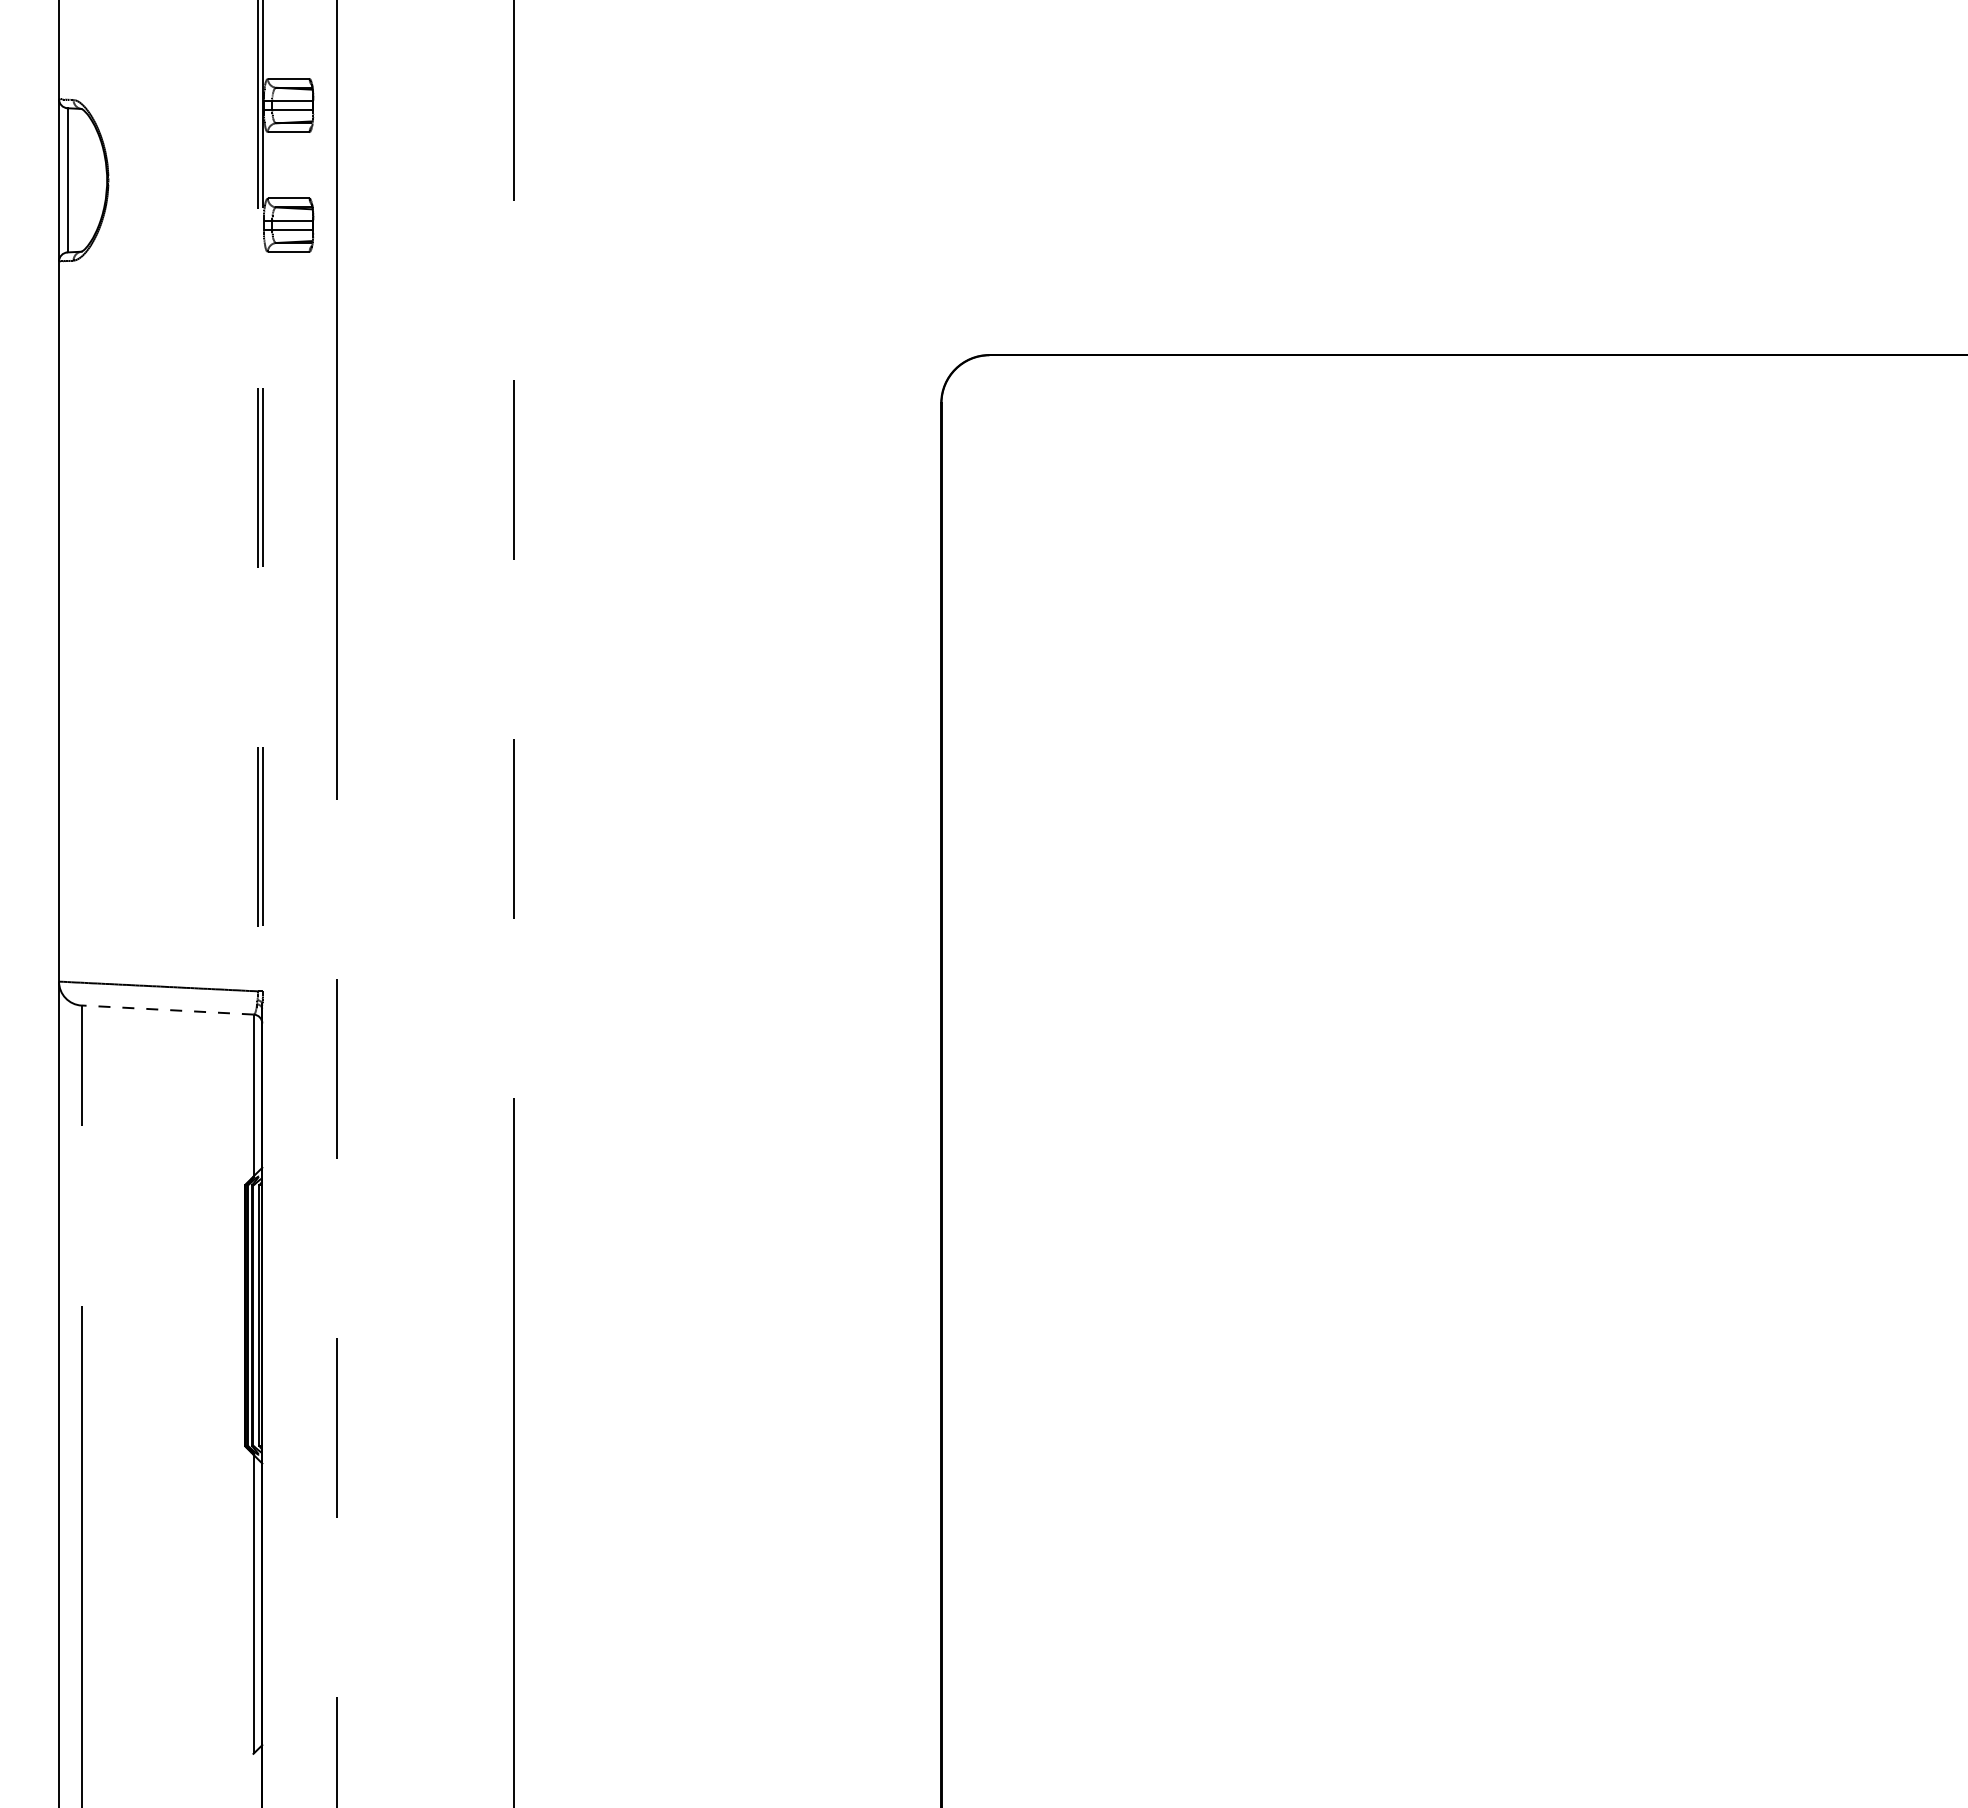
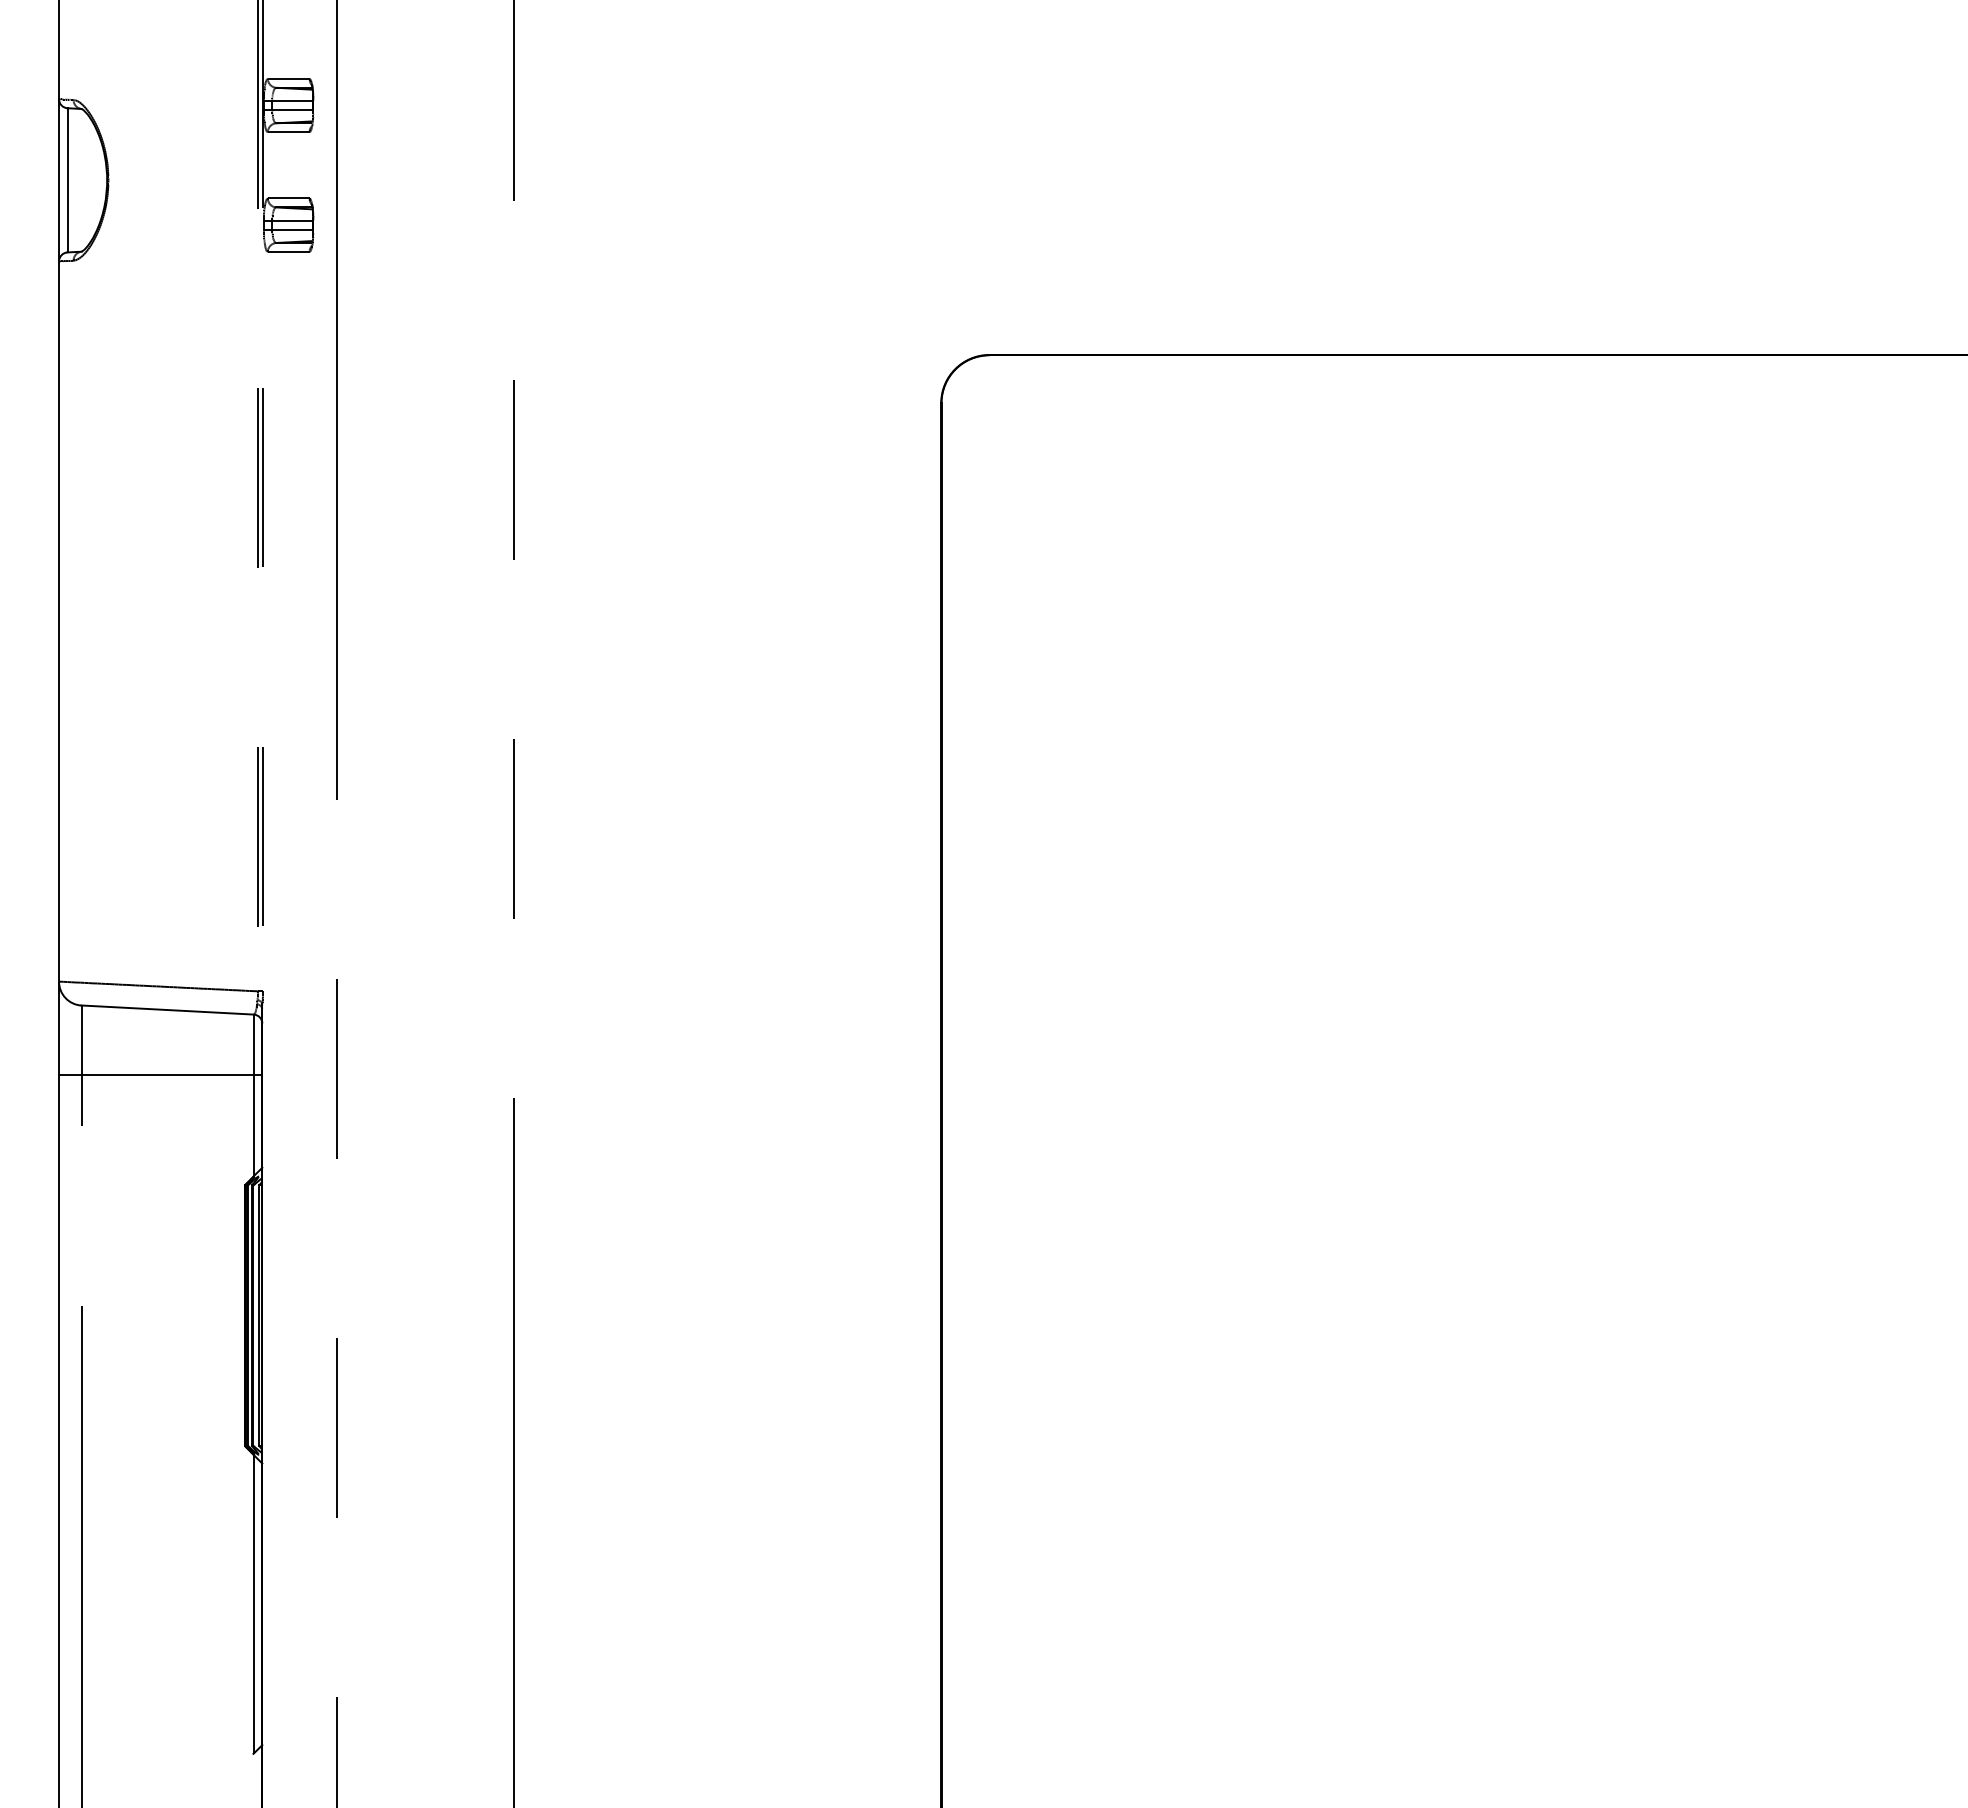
line: dashed -> solid (167, 1010)
line: none -> present (160, 1074)
